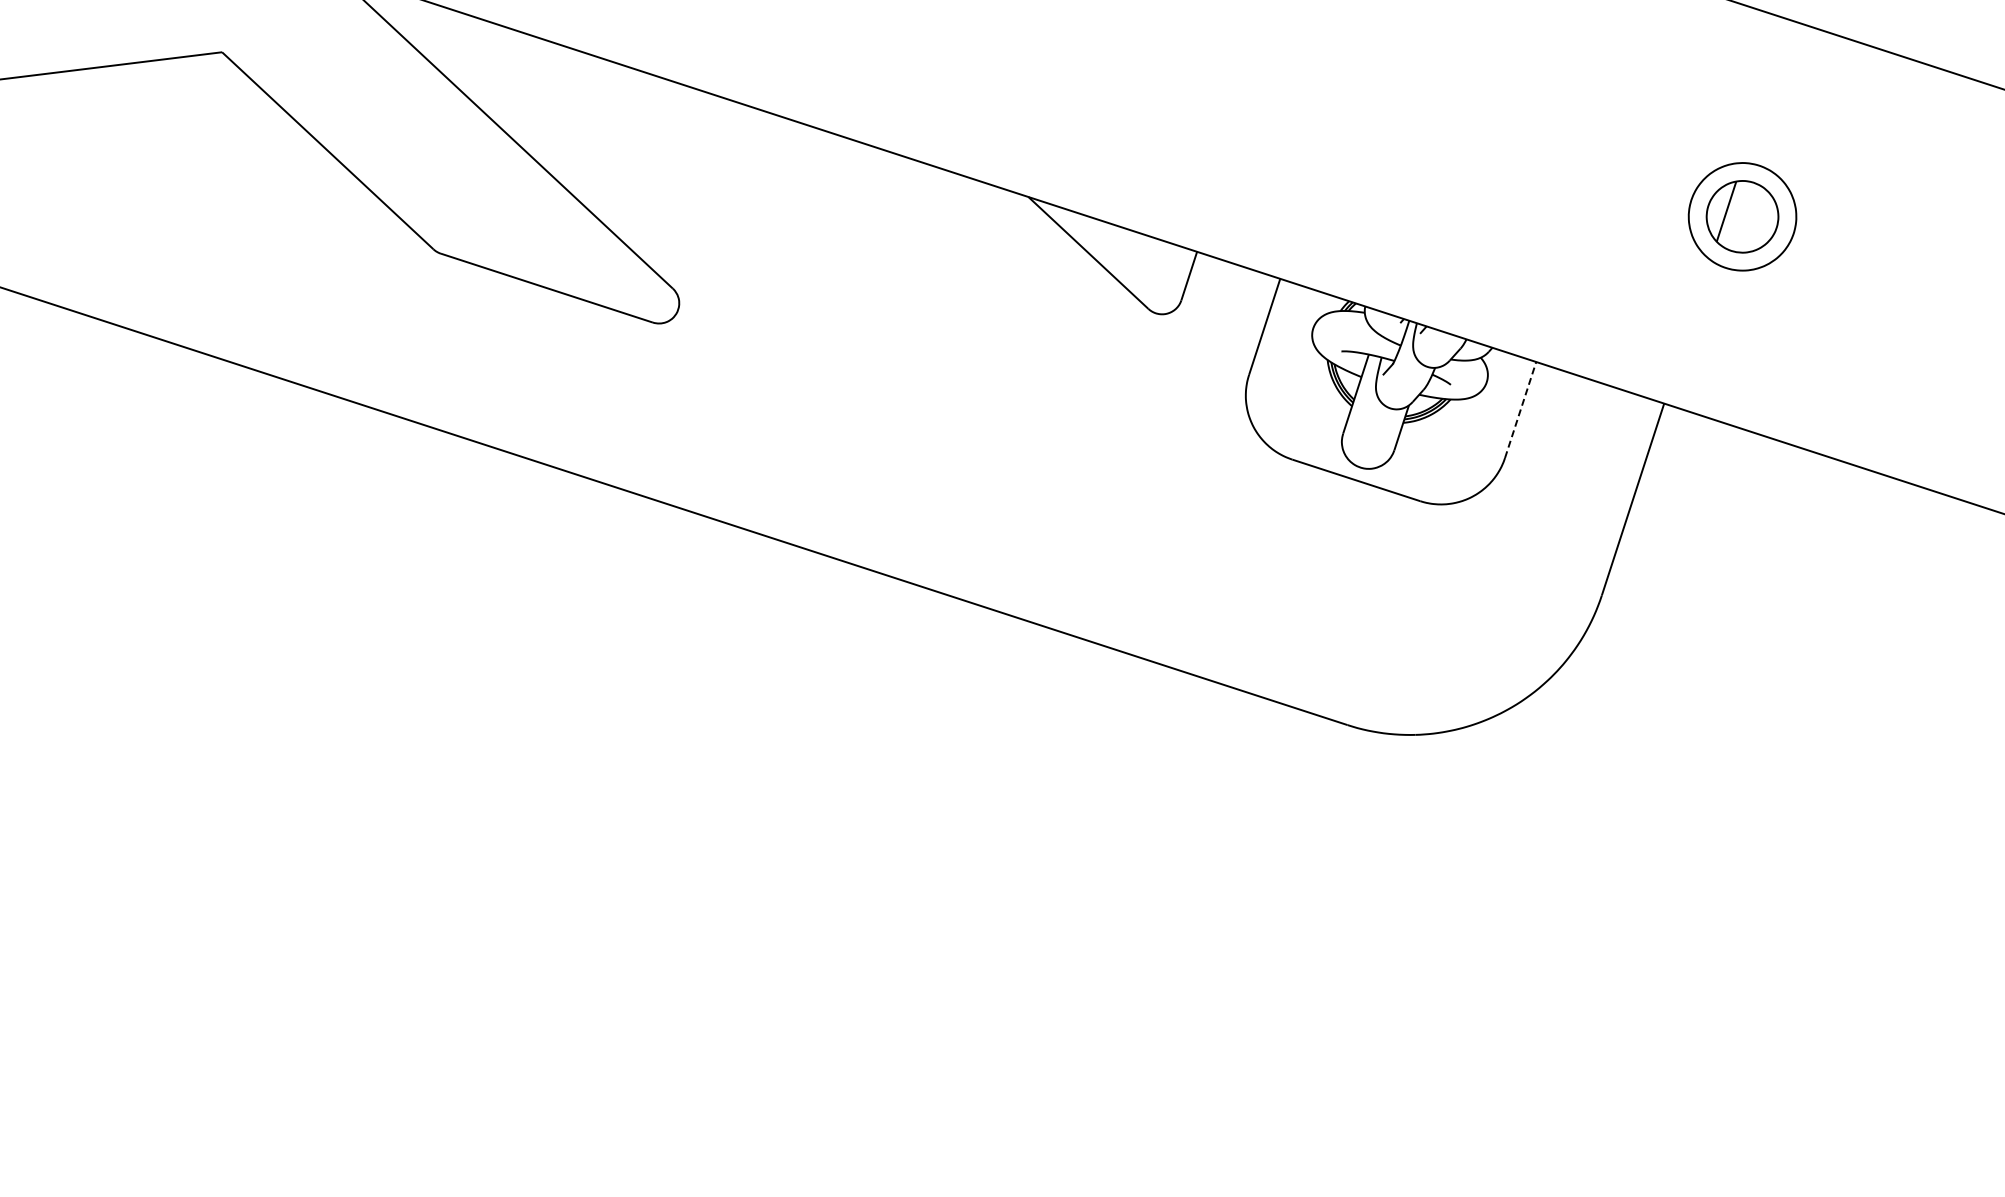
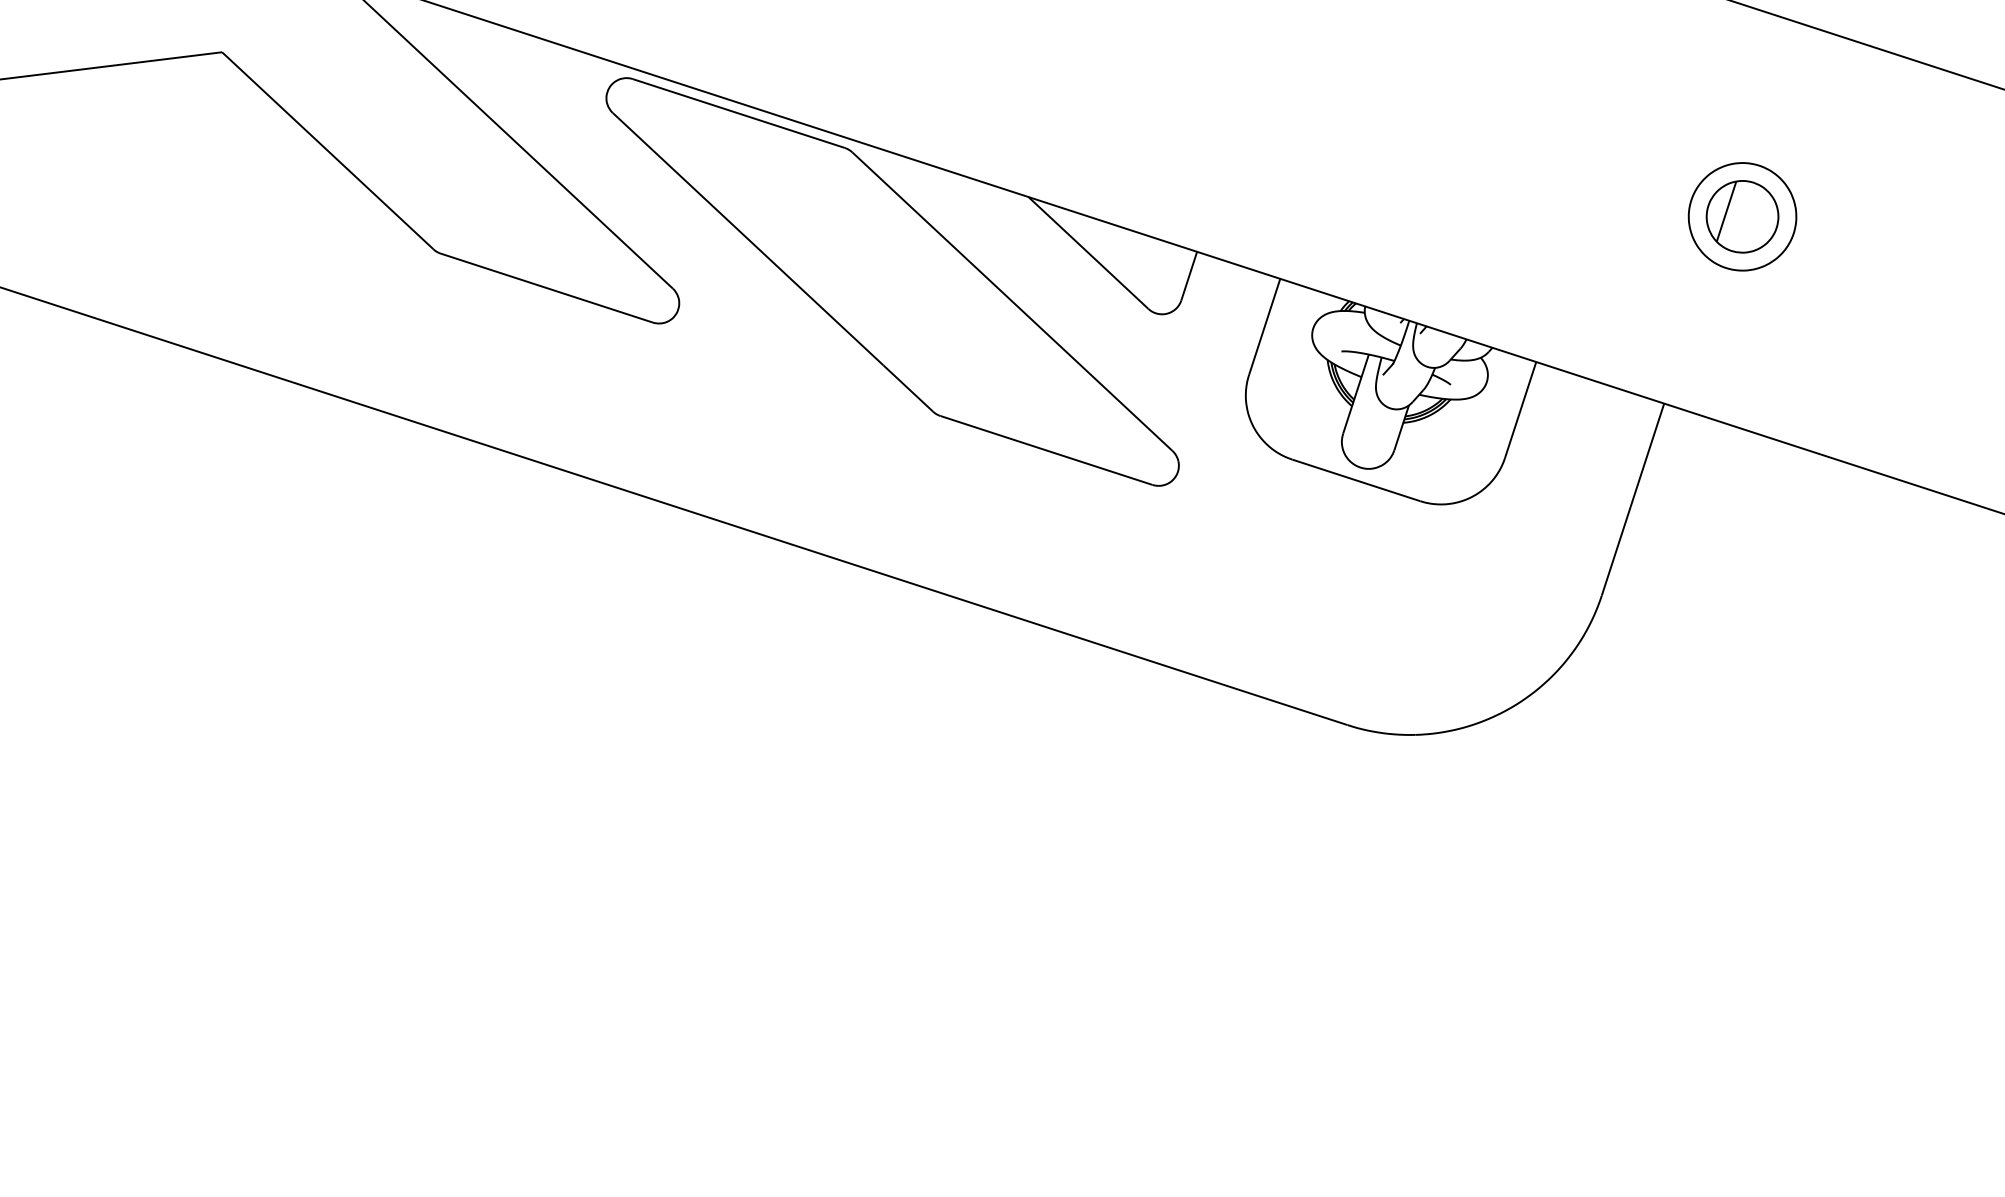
part: none -> present (892, 281)
line: dashed -> solid (1520, 409)
